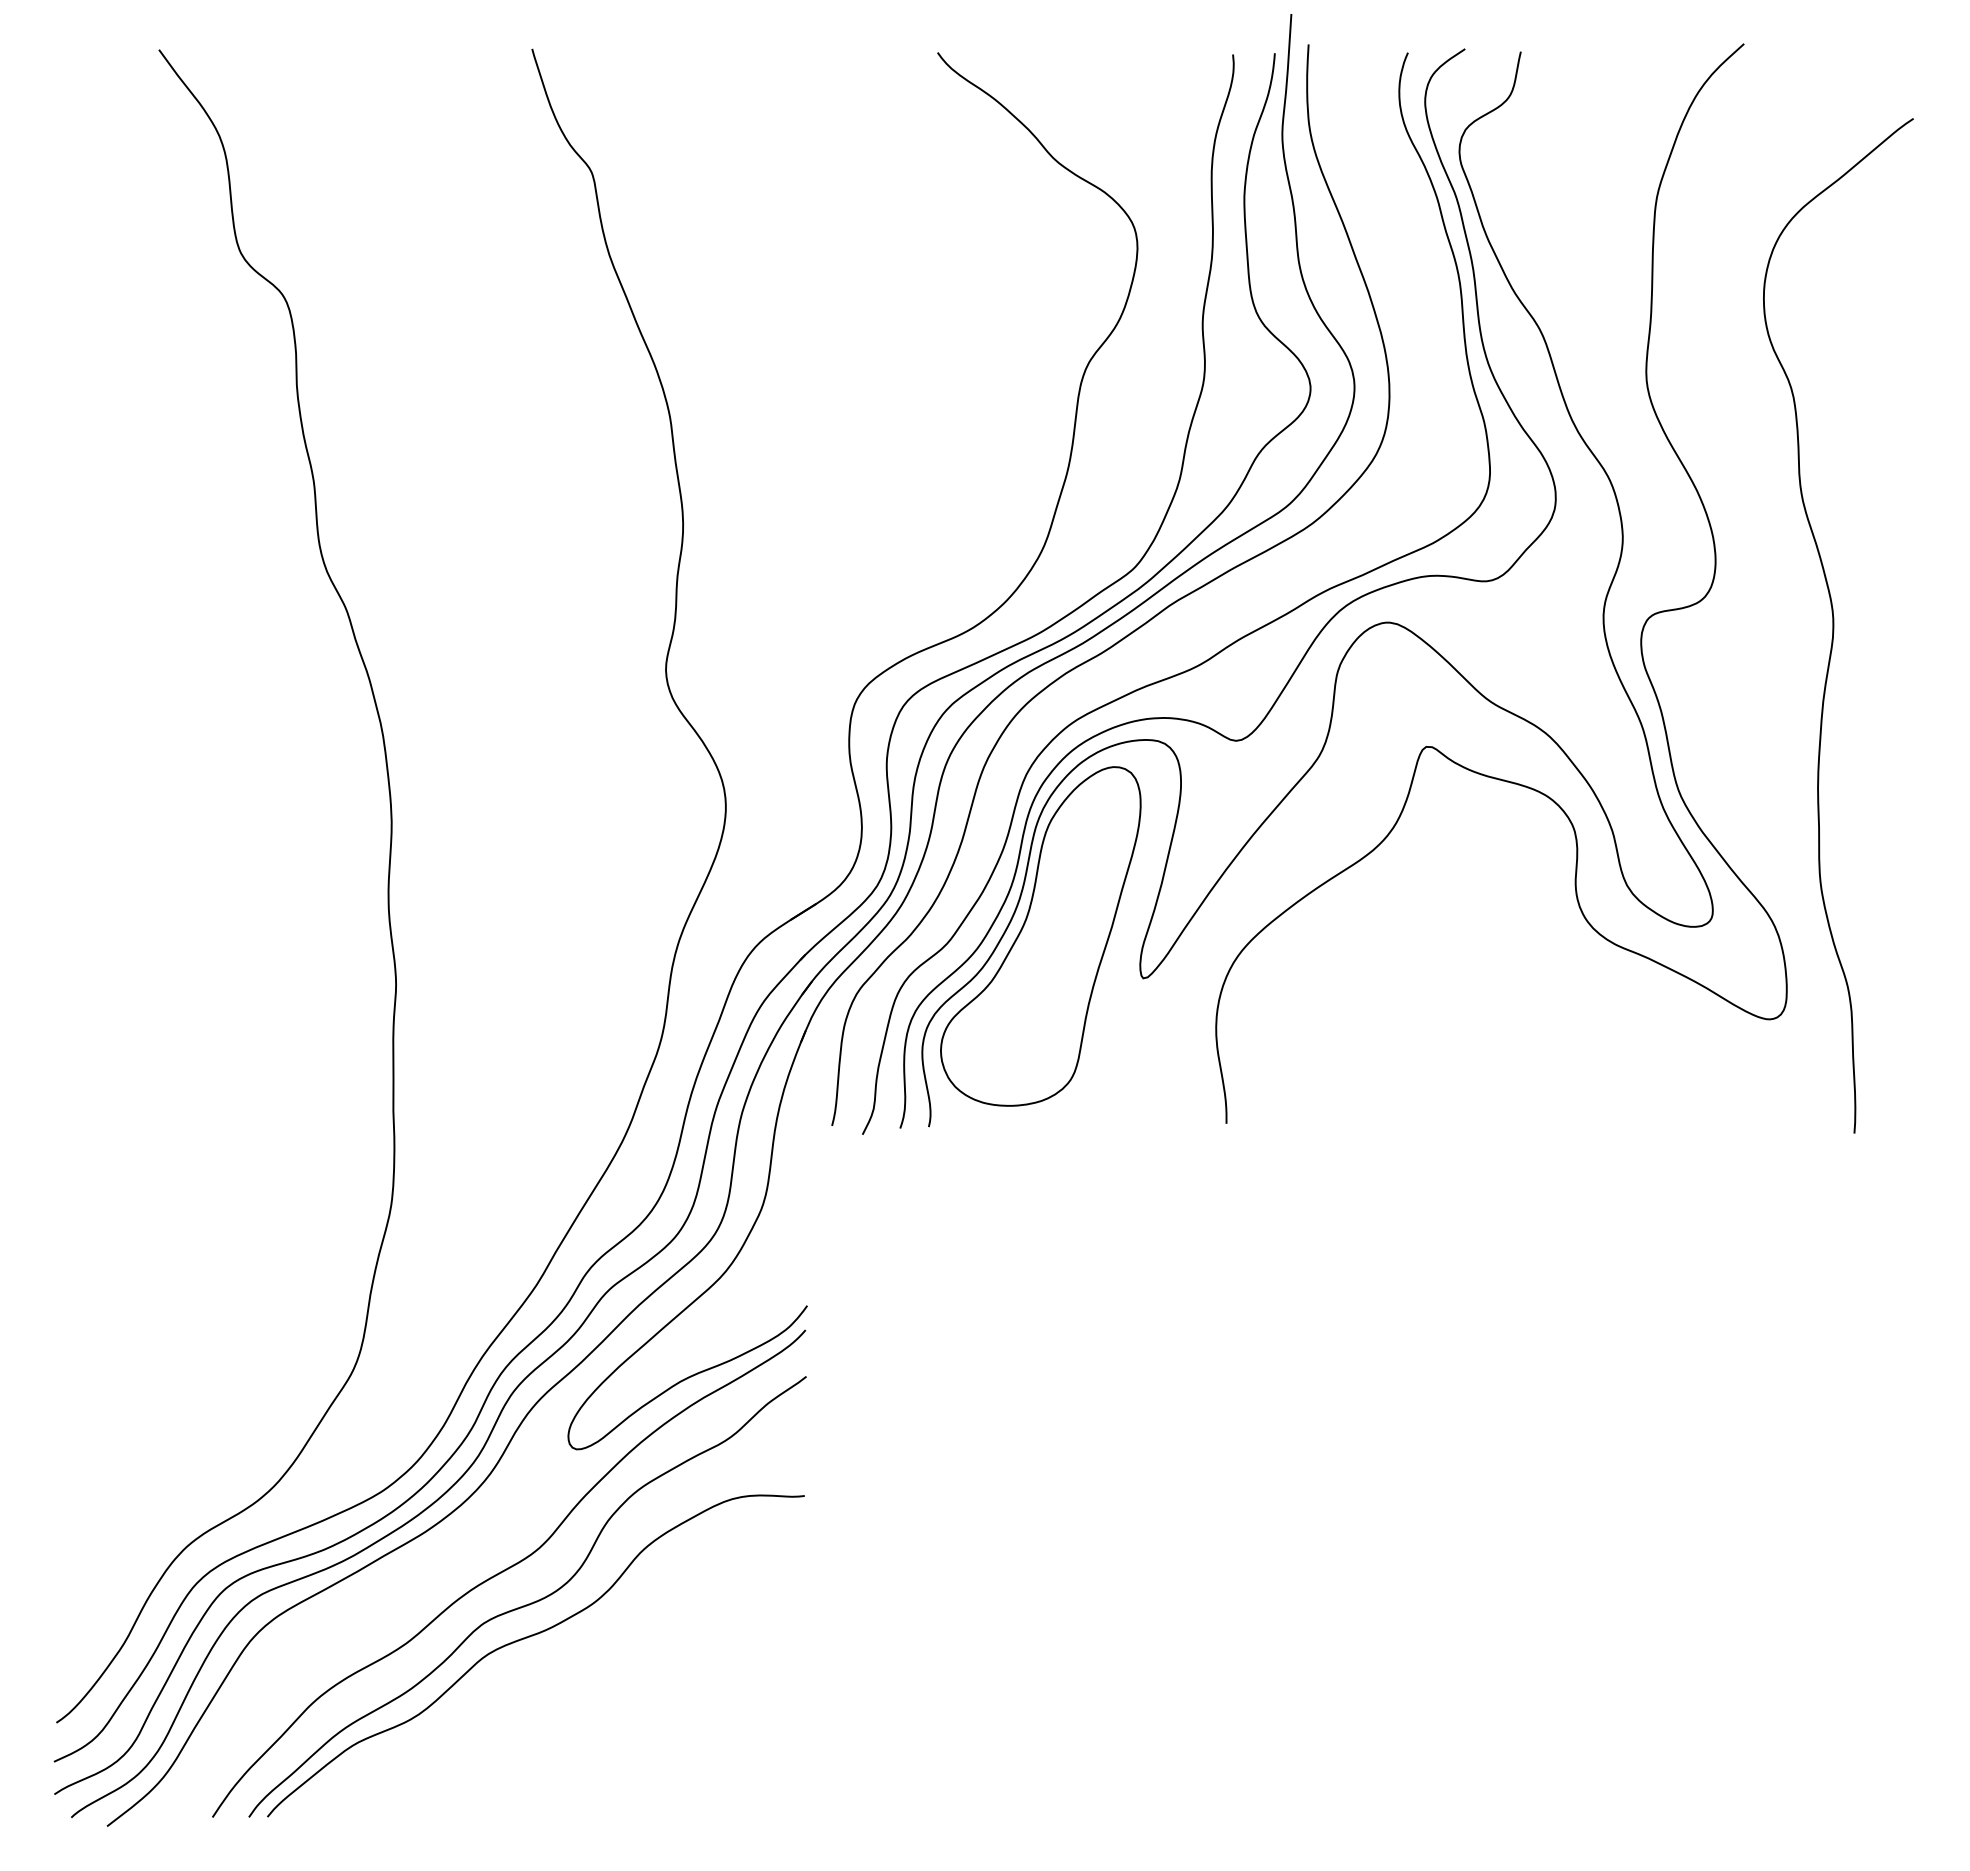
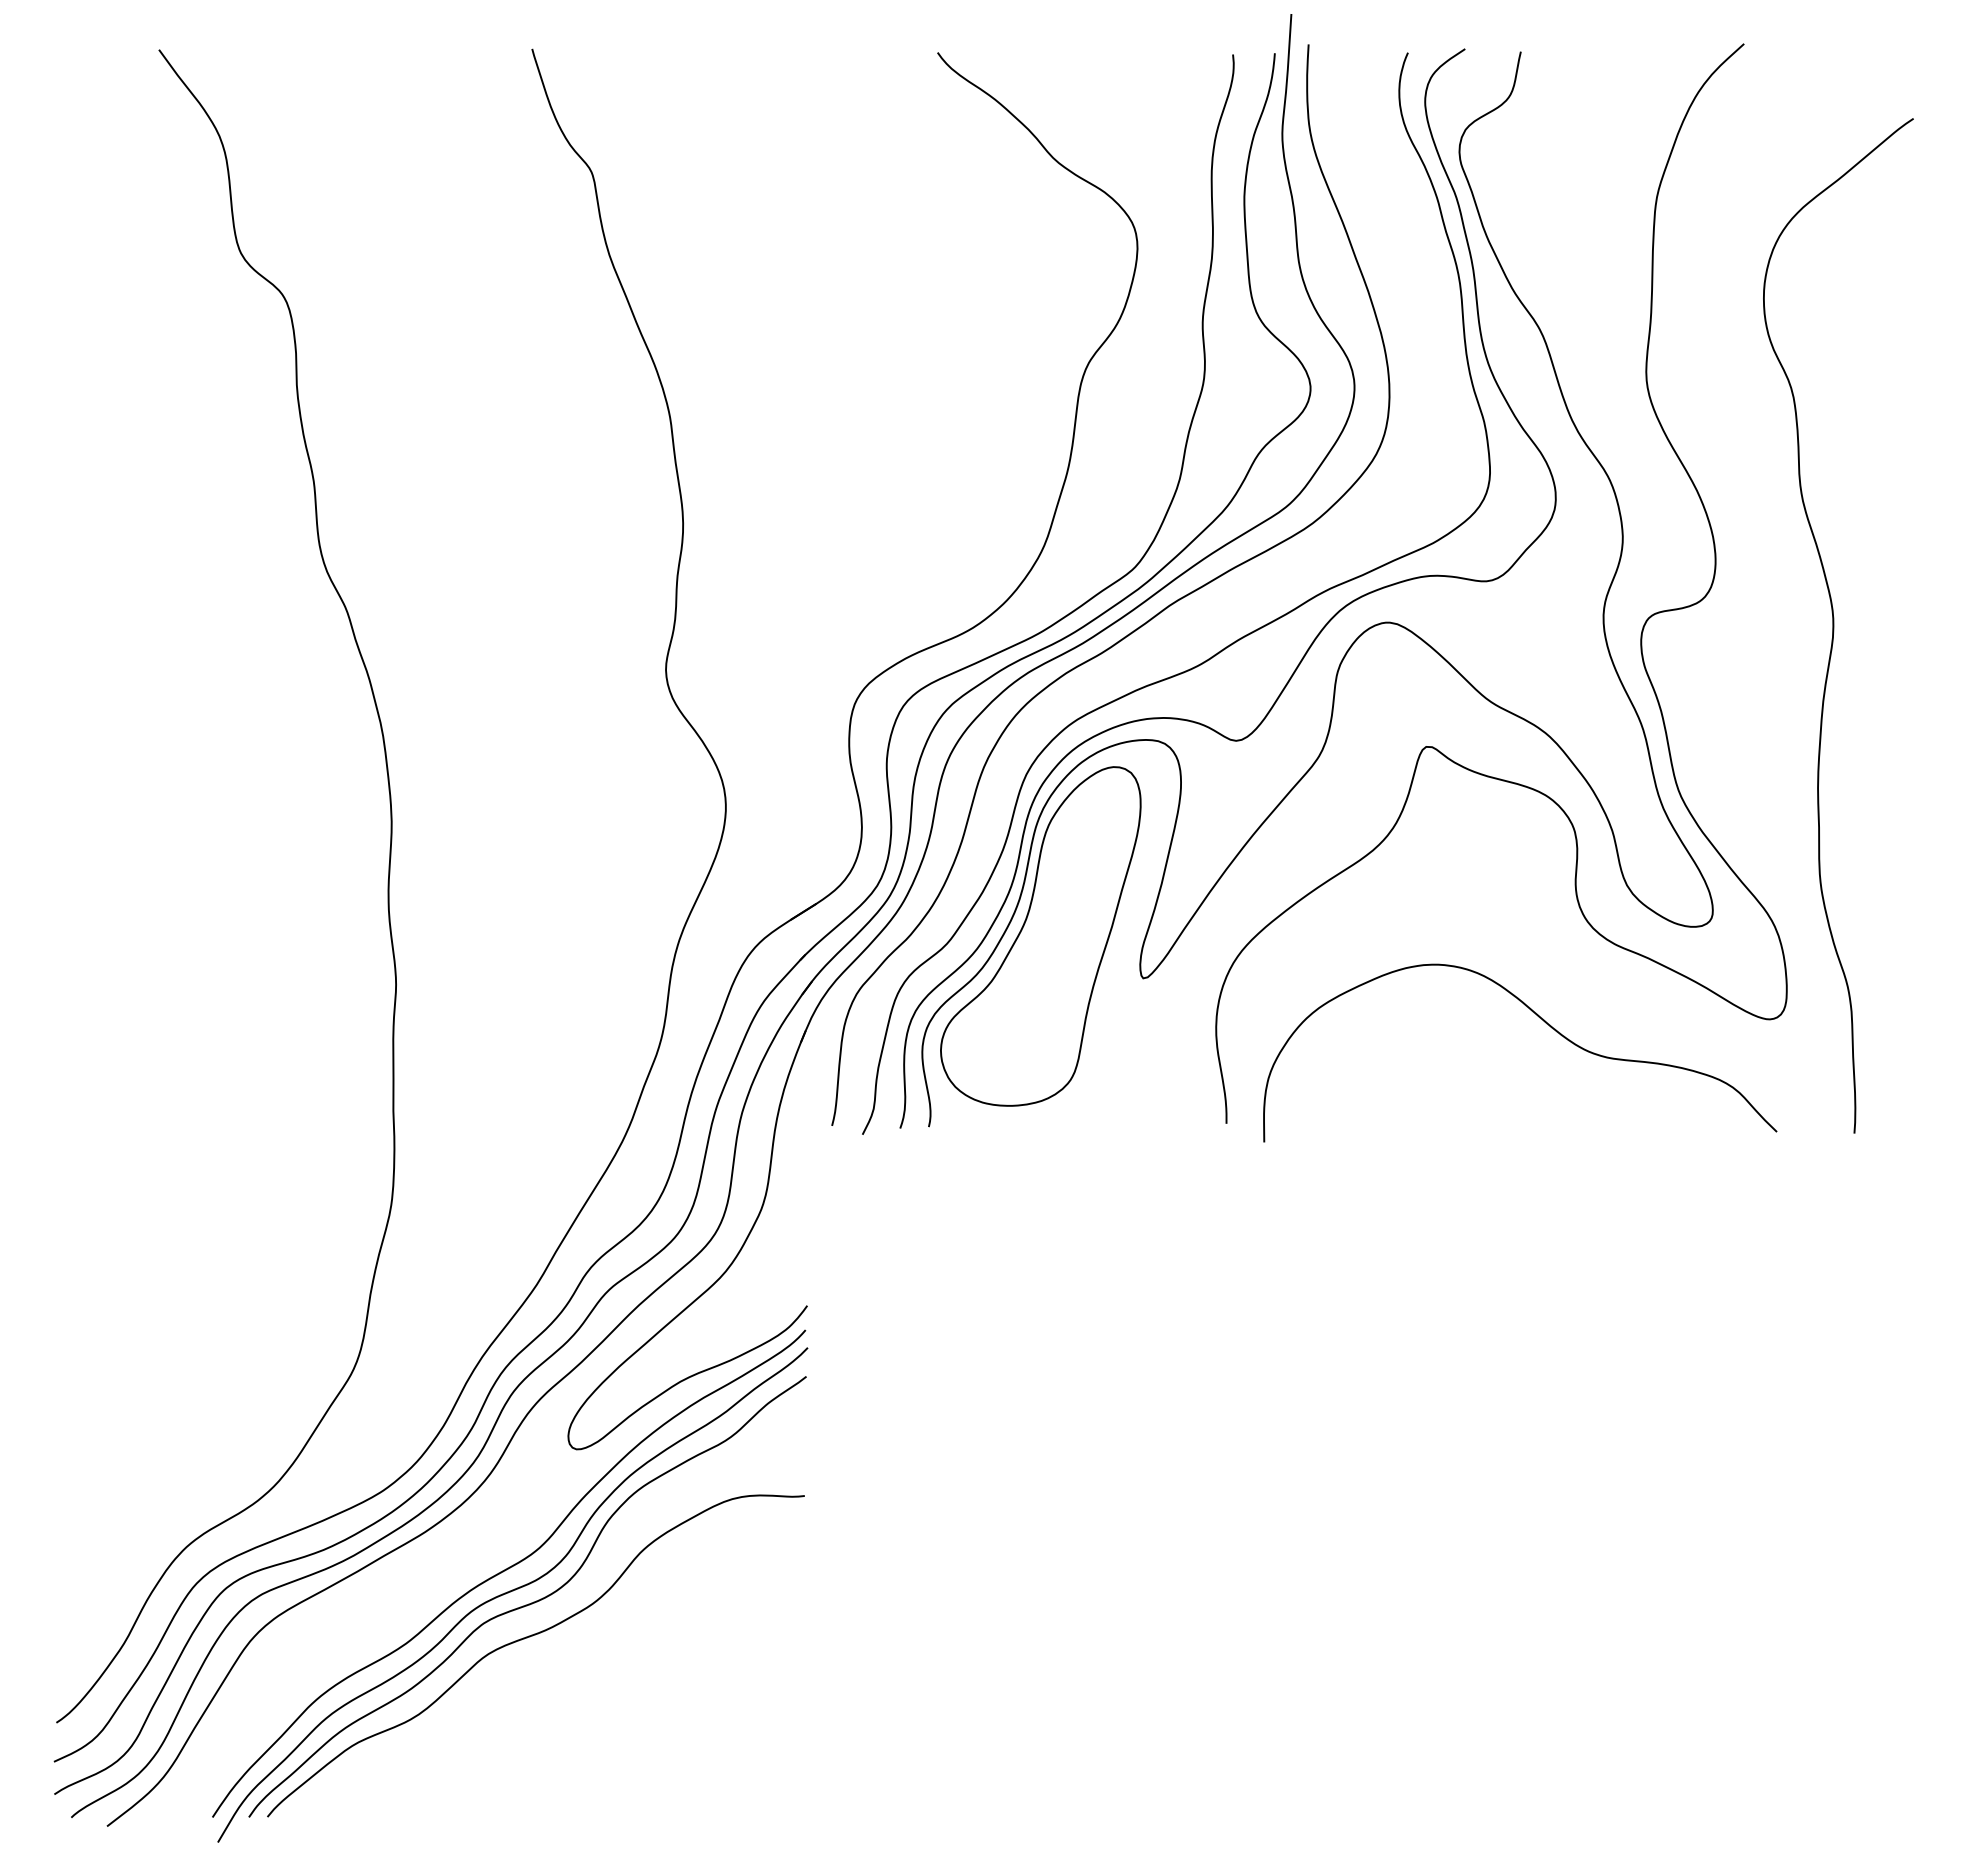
curve: none -> present (1546, 1024)
curve: none -> present (510, 1592)
